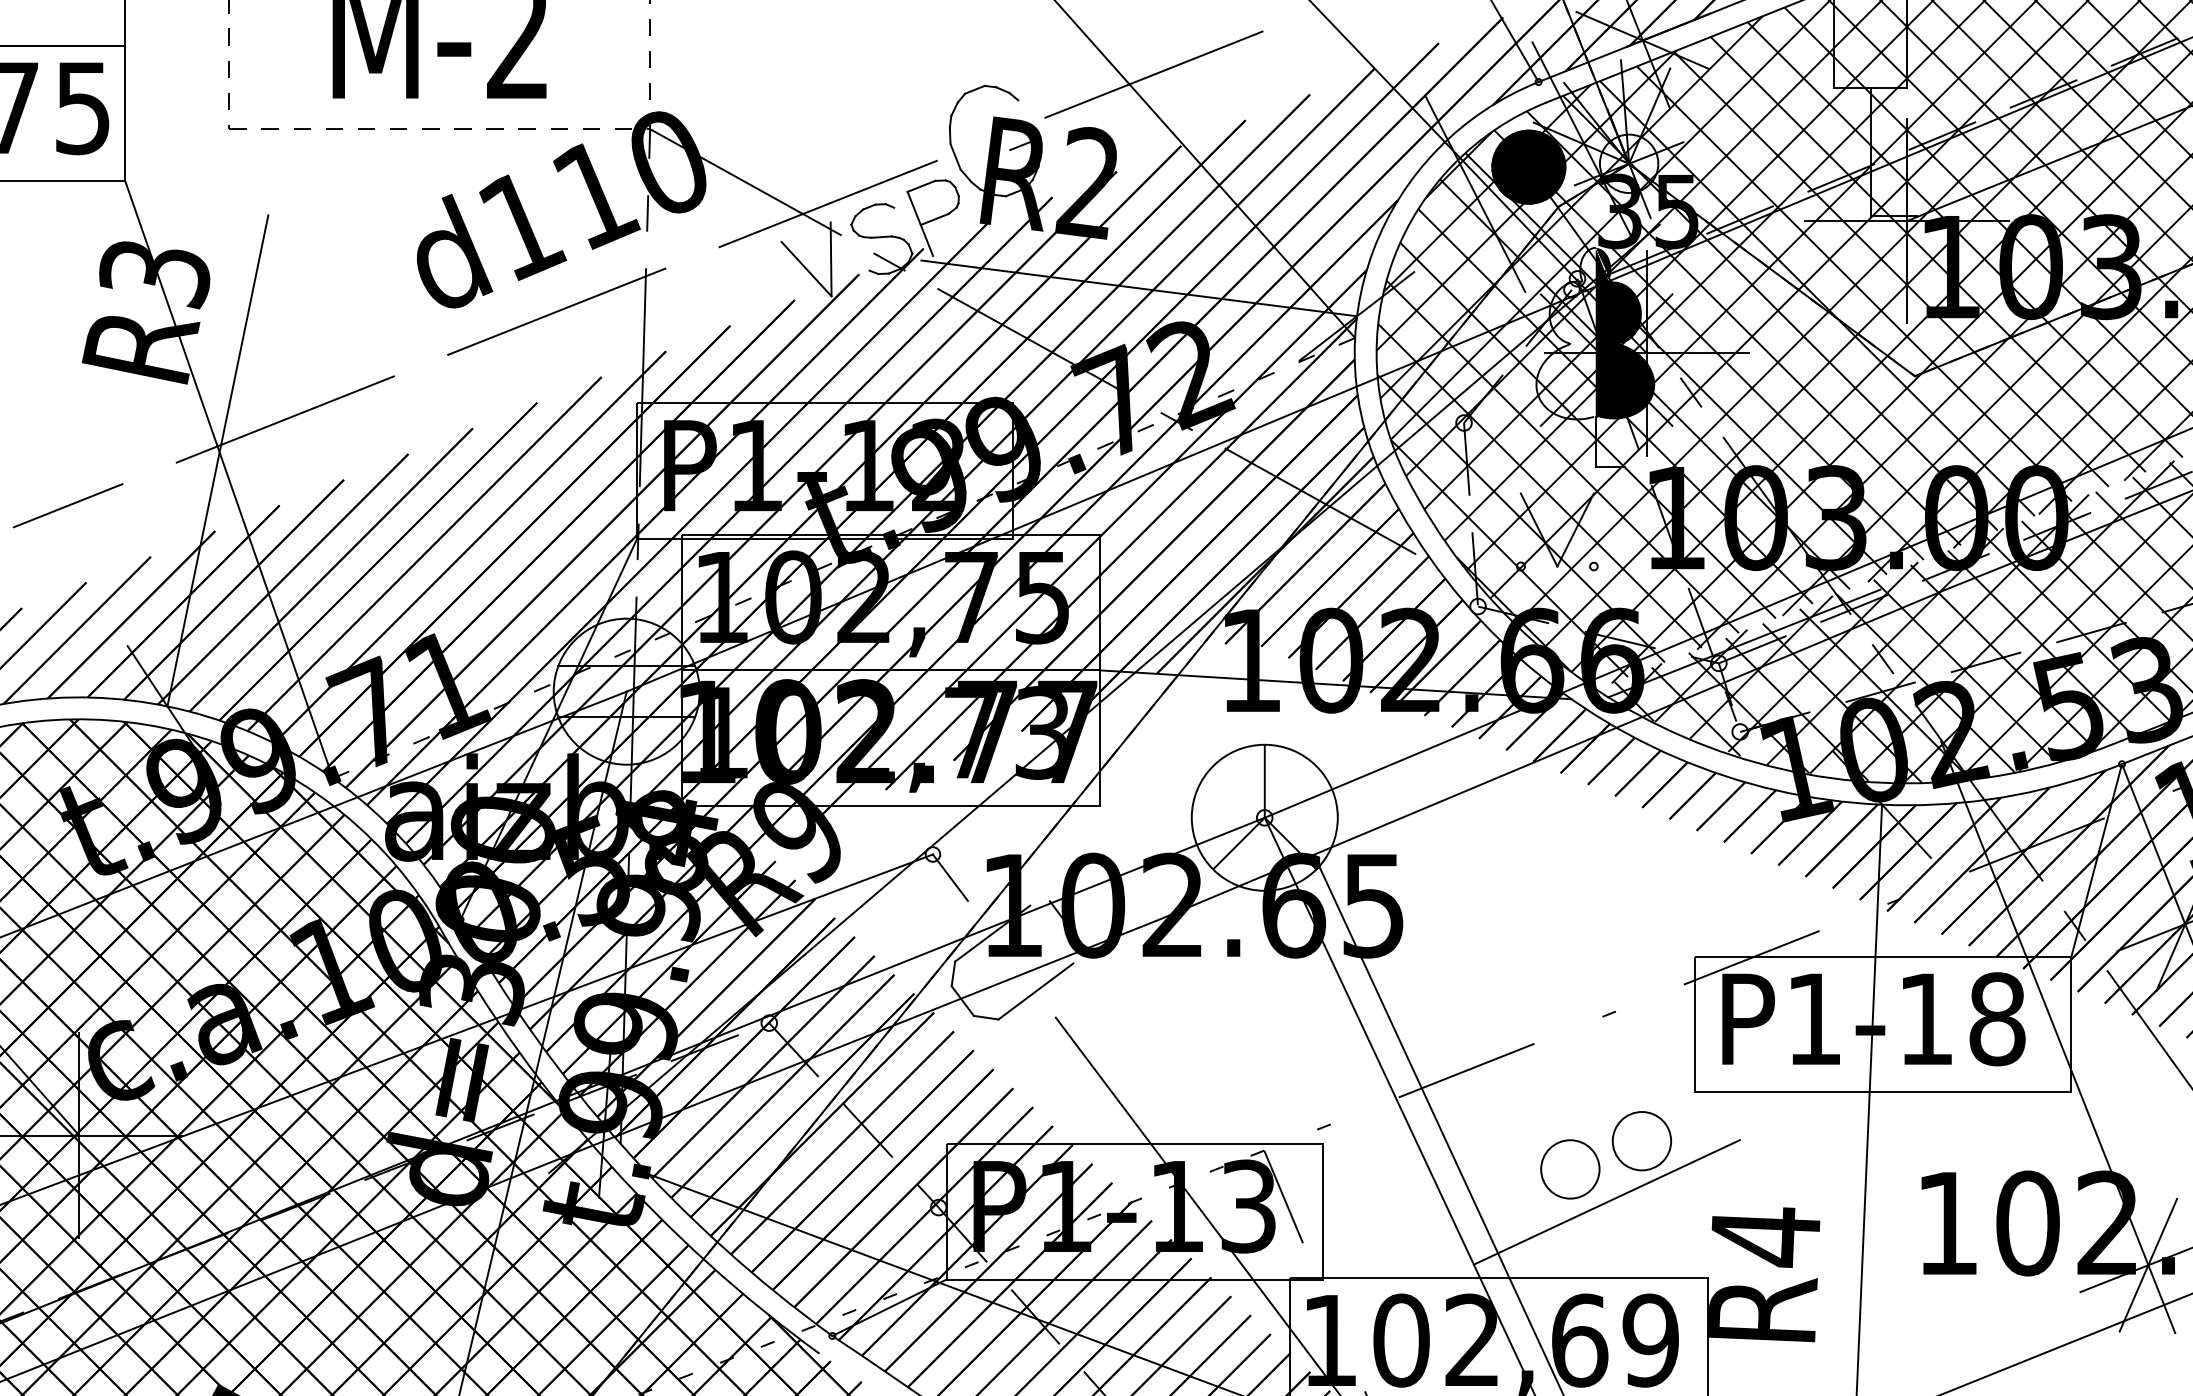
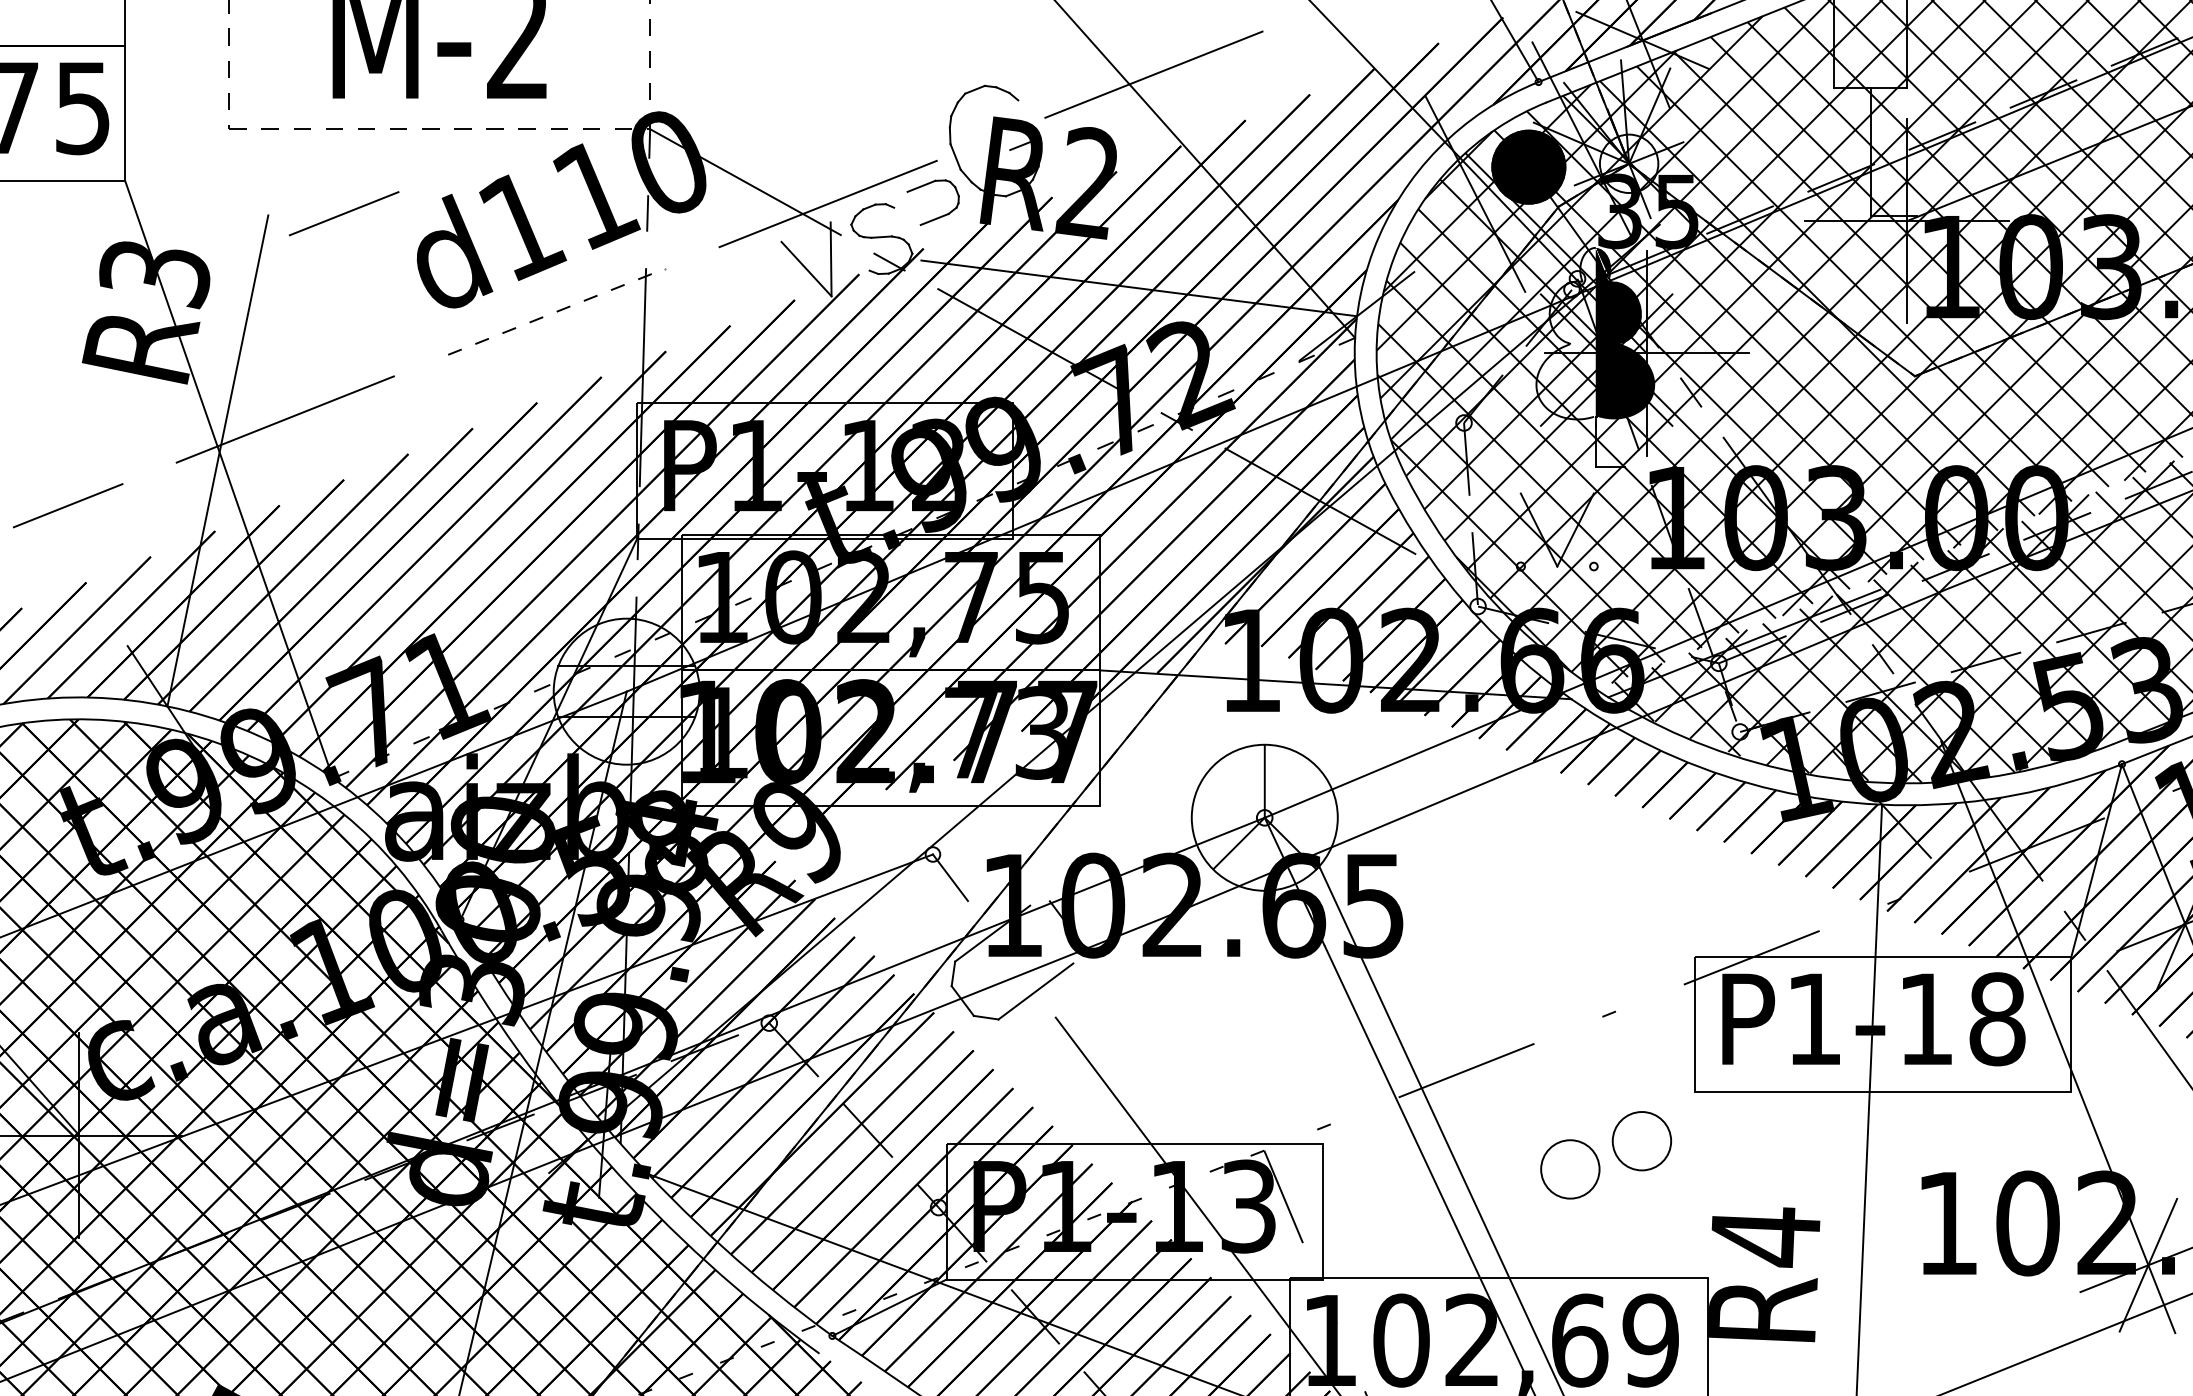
line: none -> present (344, 213)
line: present -> none (920, 223)
line: solid -> dashed (556, 311)
line: present -> none (1606, 1202)
